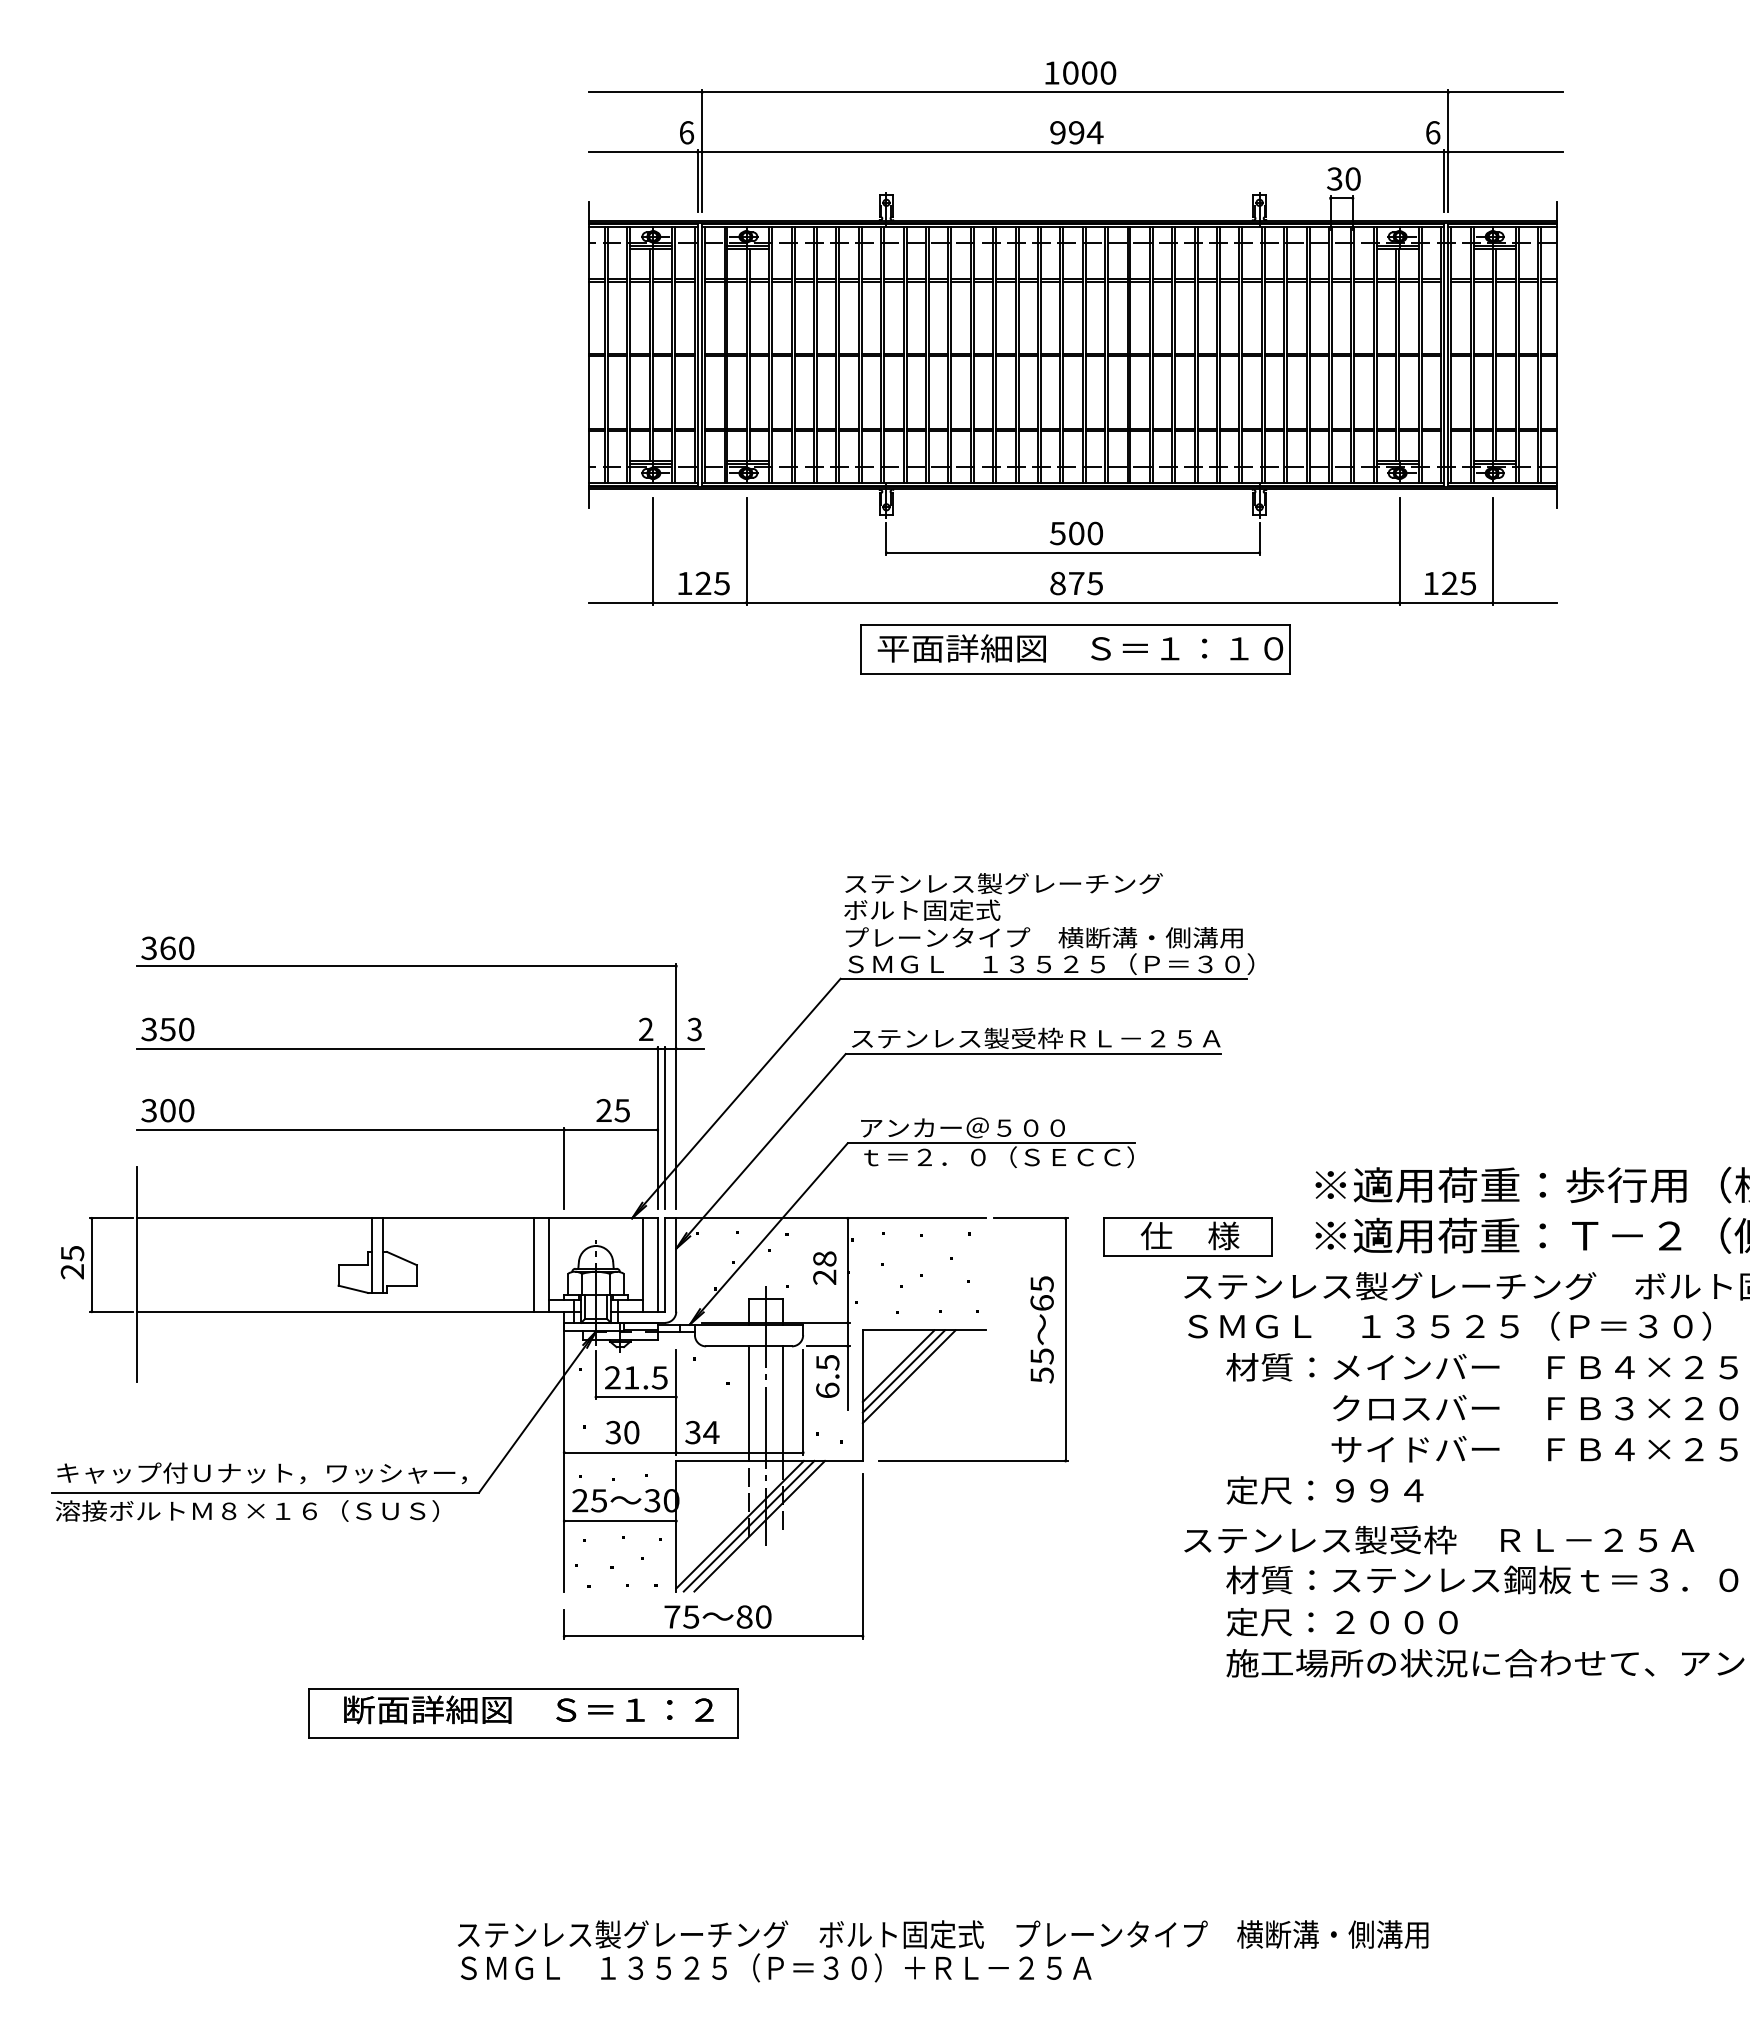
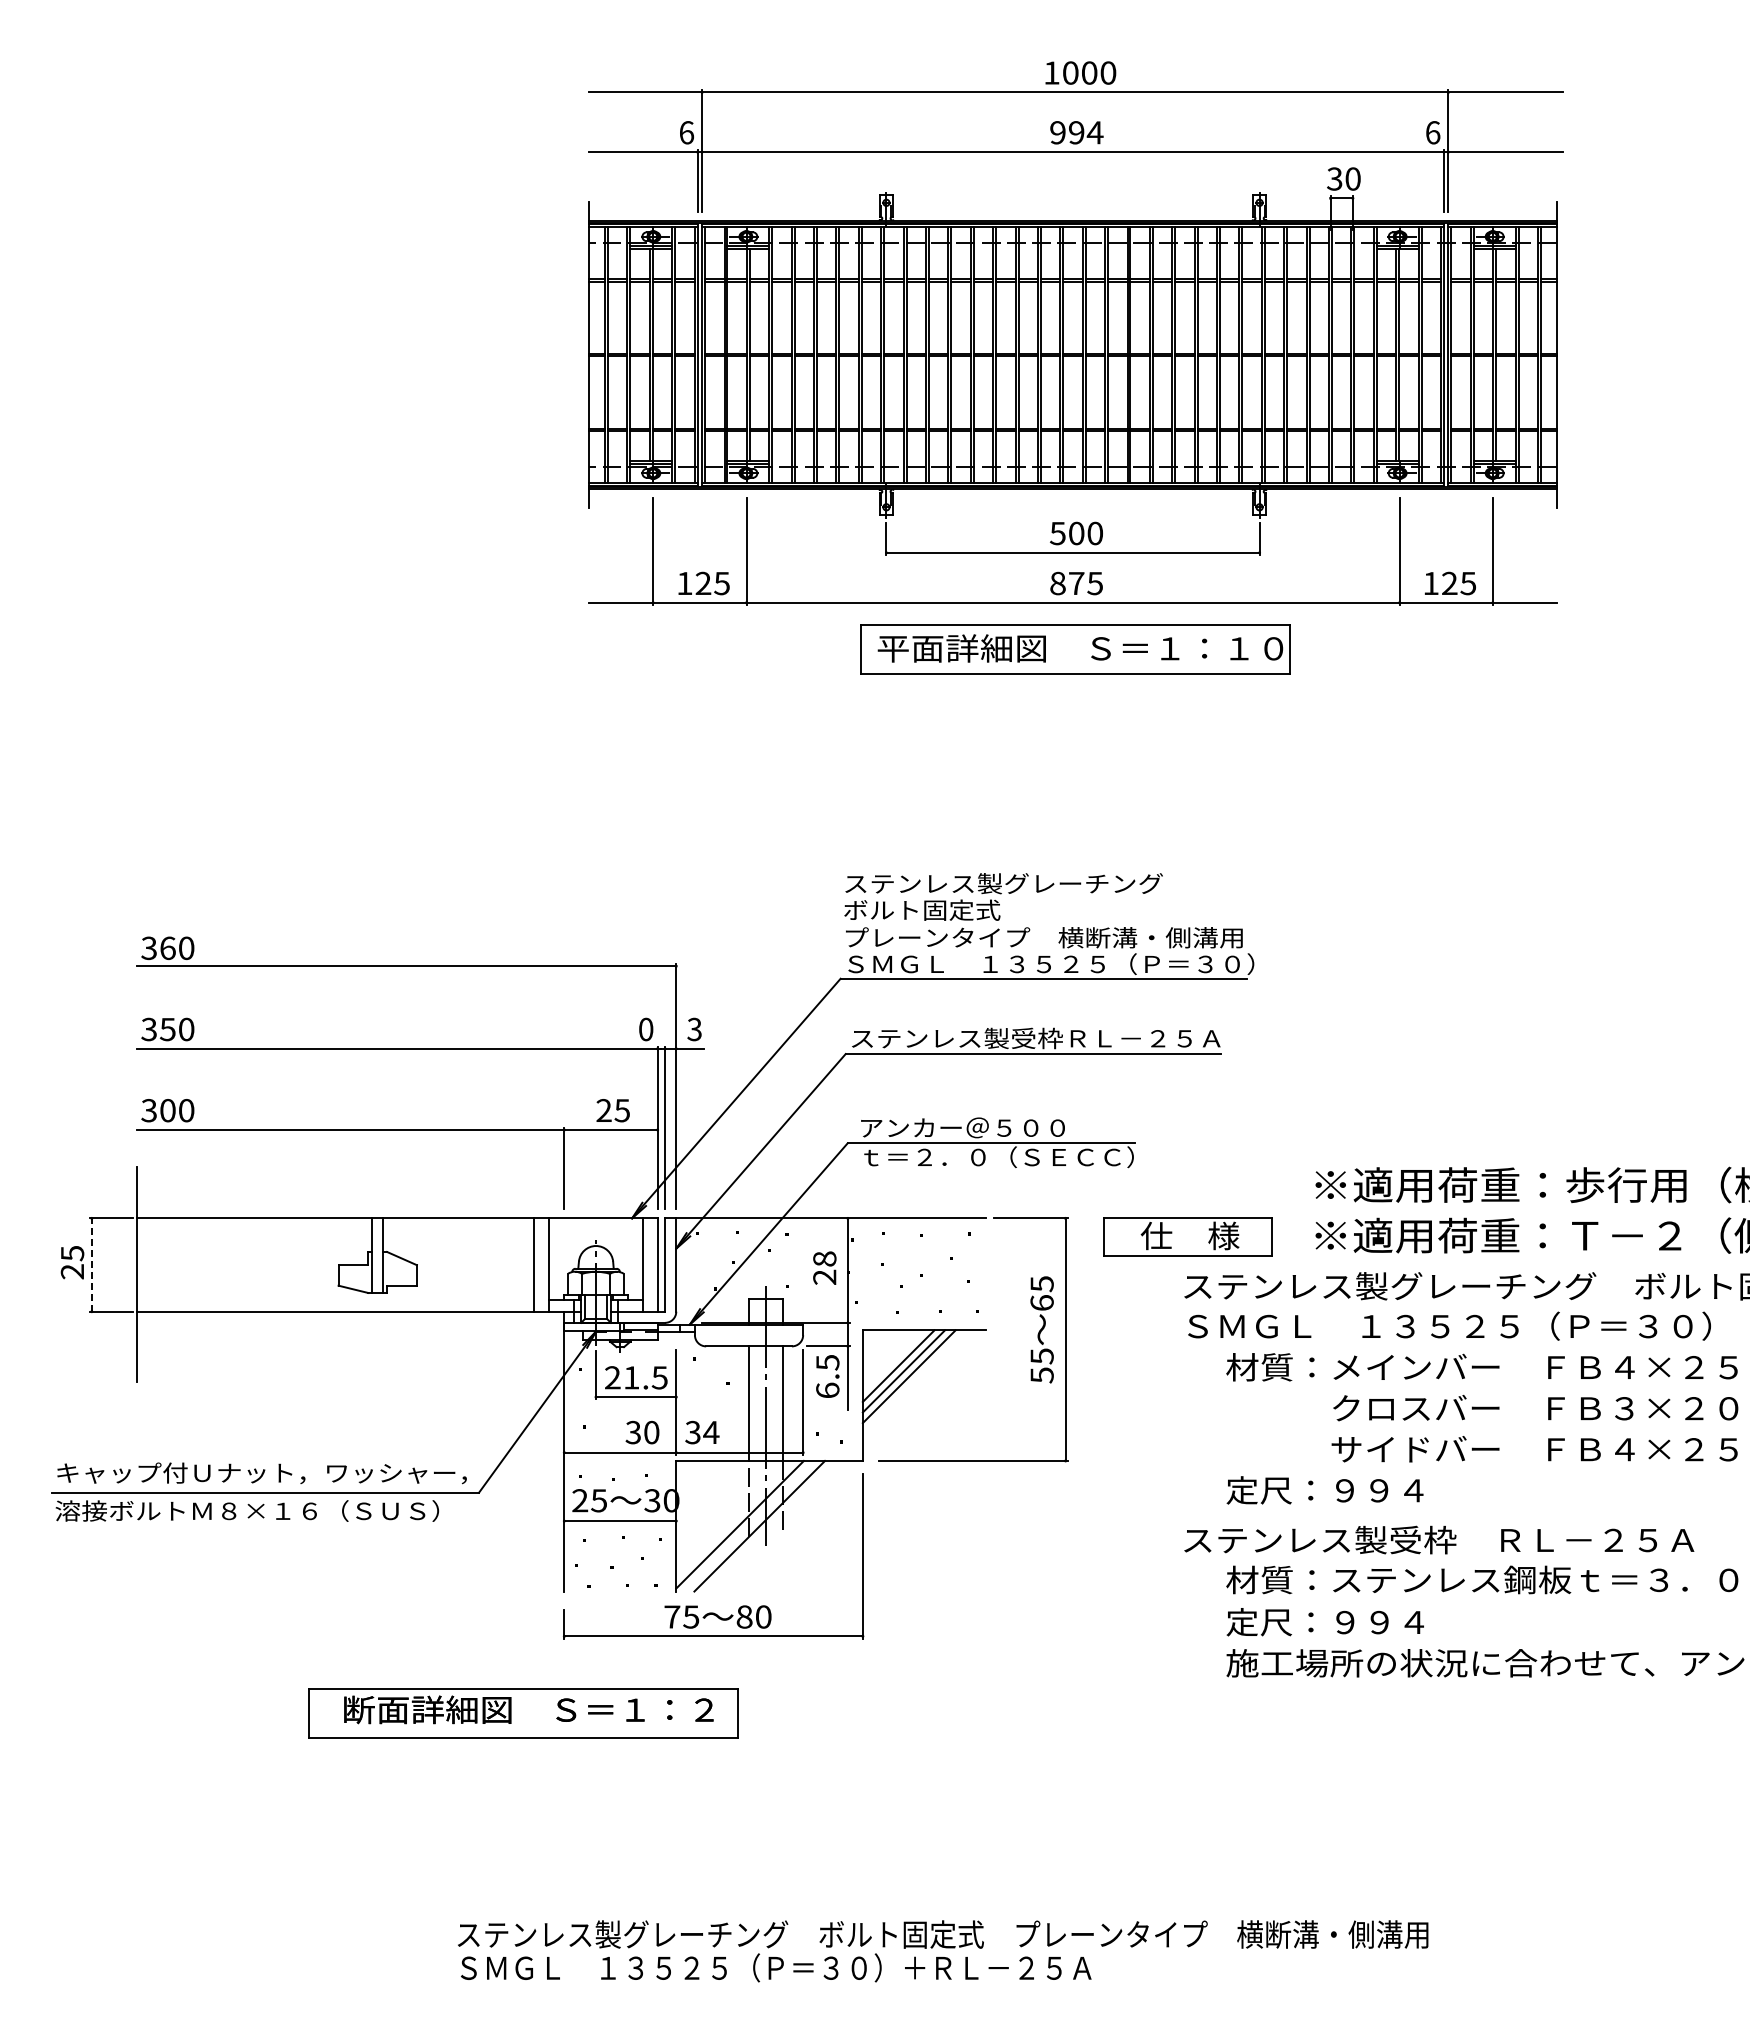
text: 2 -> 0 (646, 1029)
line: solid -> dashed (91, 1265)
text position: (622, 1432) -> (642, 1432) (642, 1432)
line: present -> none (748, 1525)
text: 定尺：２０００ -> 定尺：９９４ (1396, 1622)
